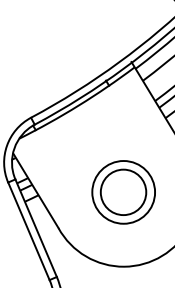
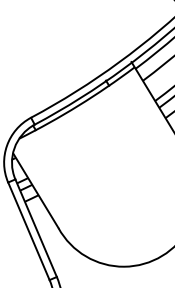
part: present -> none (123, 192)
